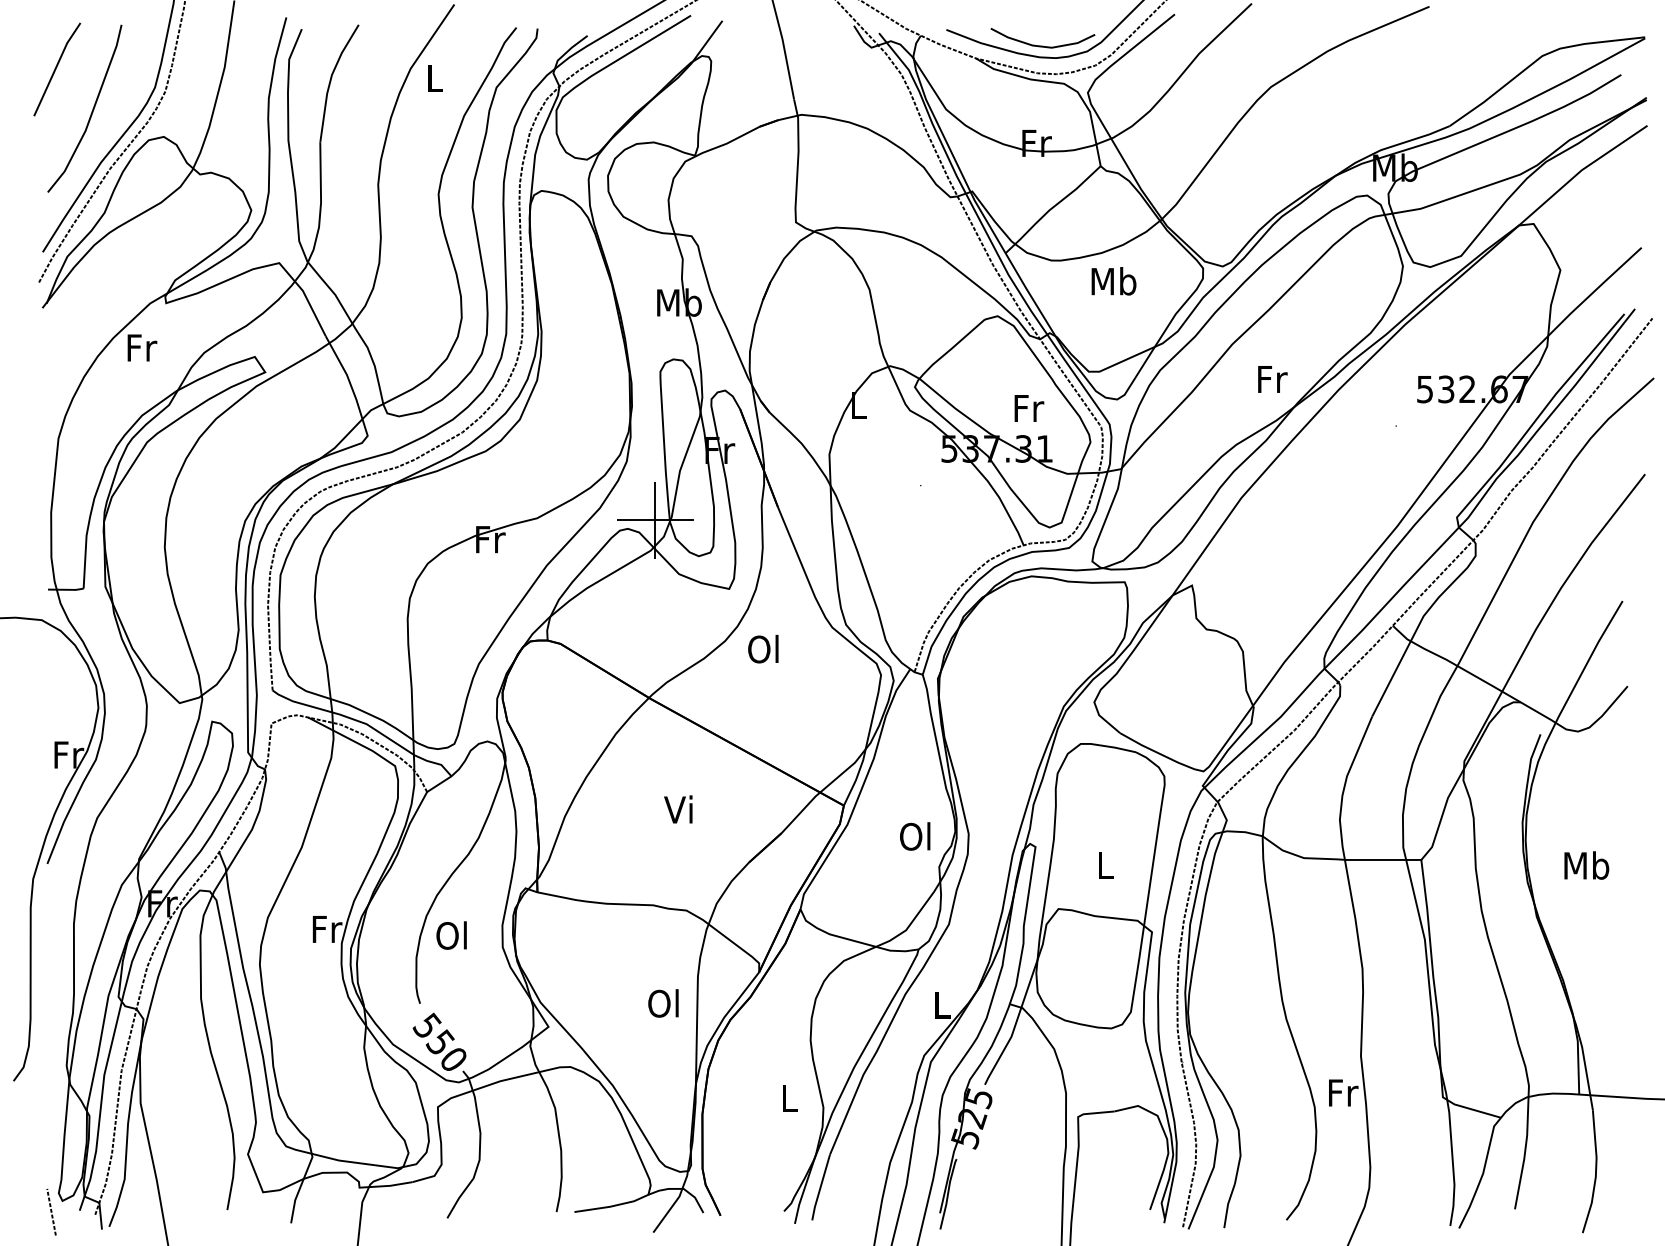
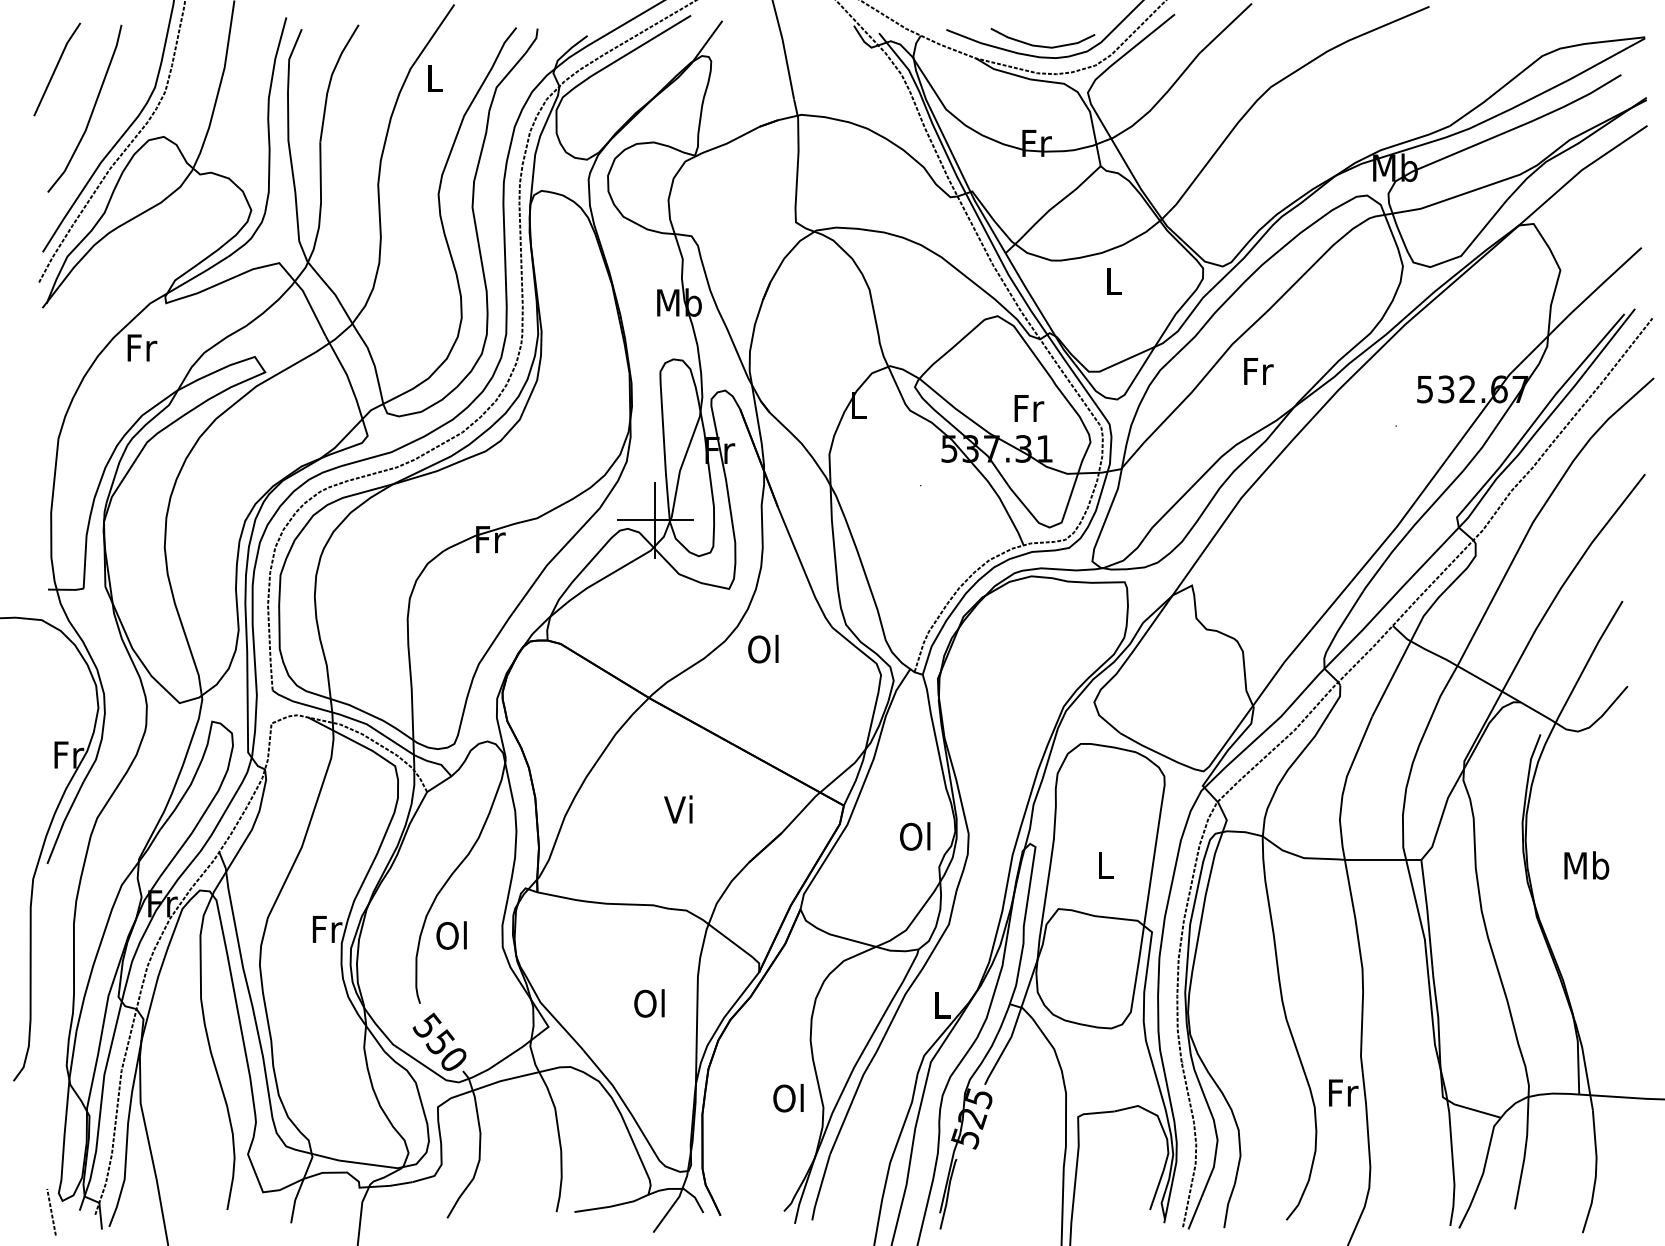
text: Mb -> L (1113, 281)
text position: (1272, 379) -> (1258, 371) (1258, 371)
text position: (663, 1003) -> (649, 1003) (649, 1003)
text: L -> Ol (788, 1097)
